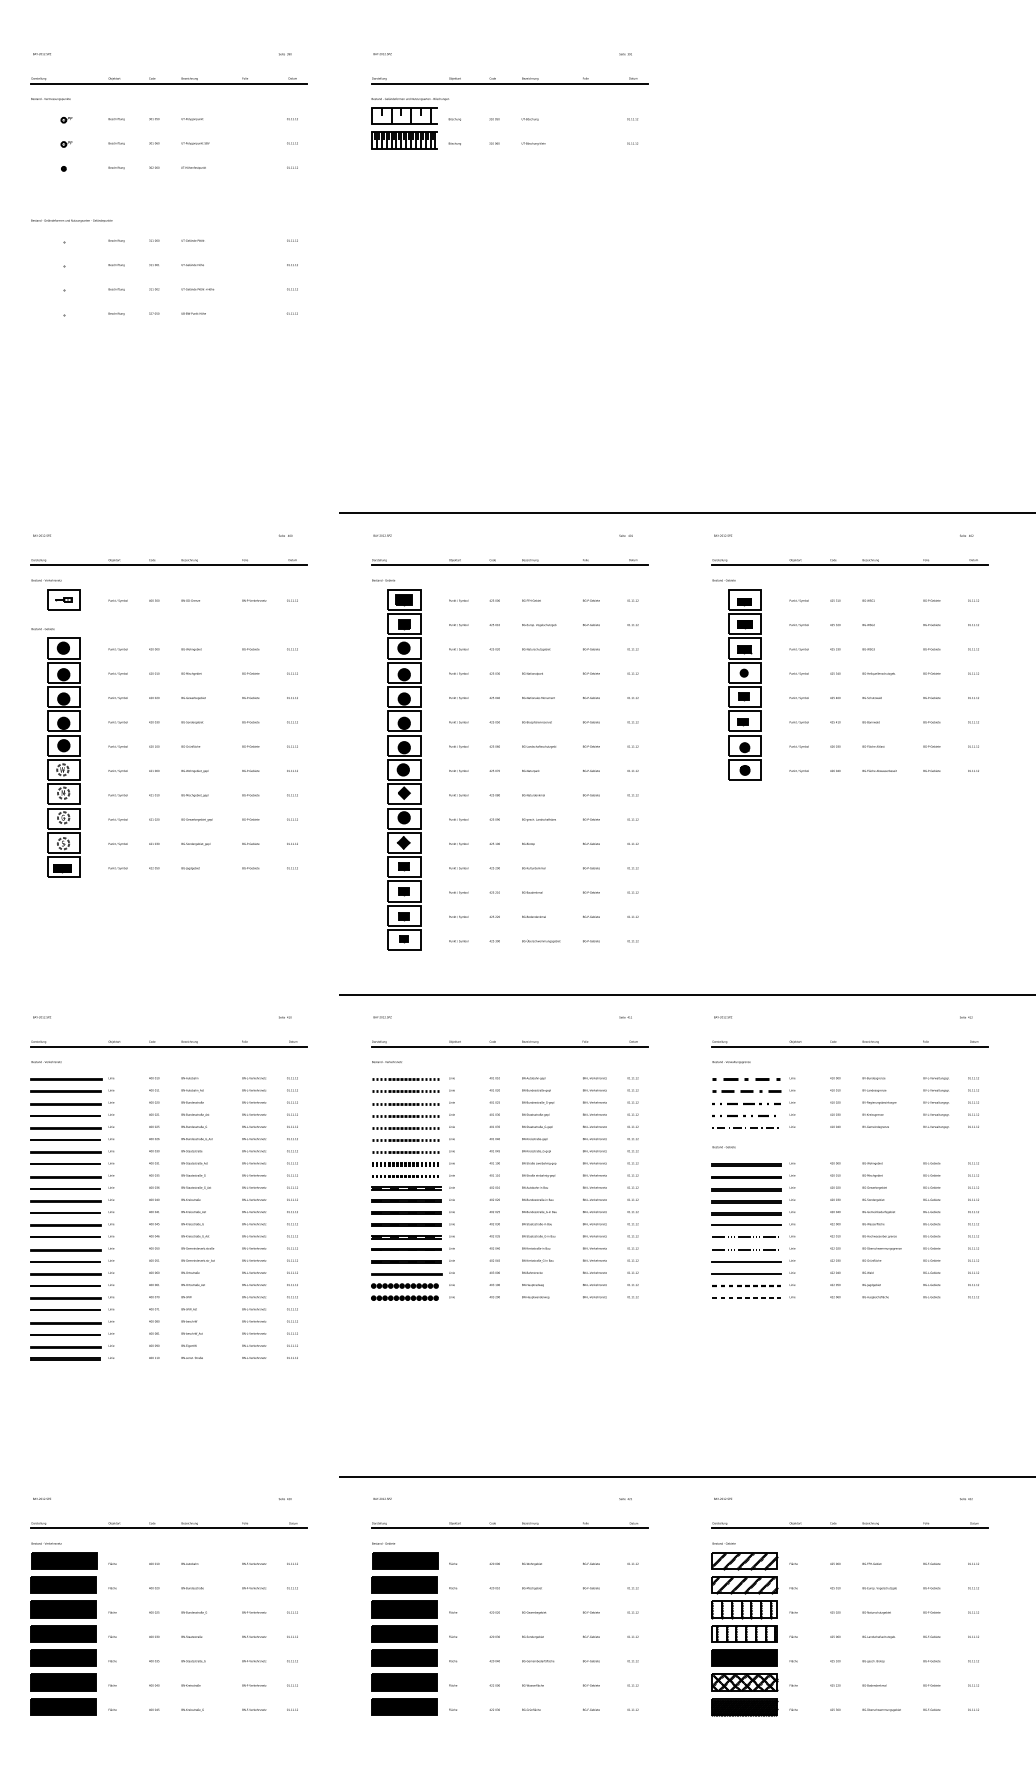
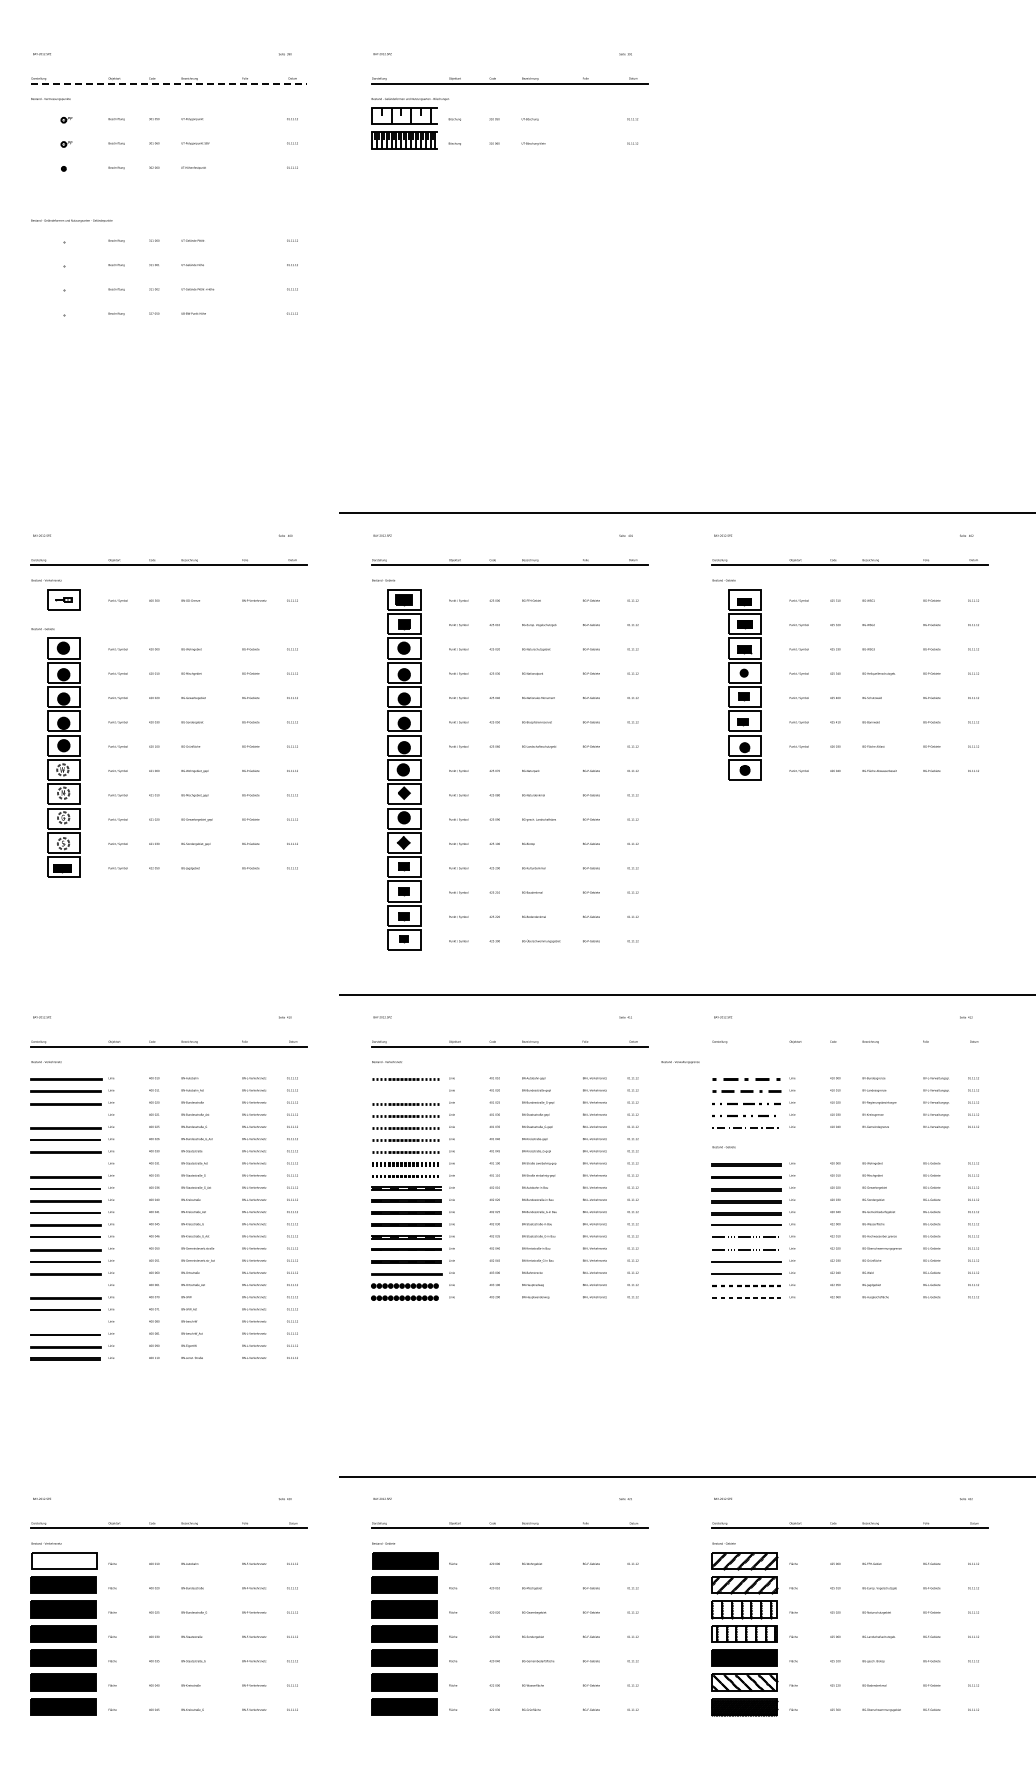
line: solid -> dashed (169, 83)
line: present -> none (850, 1046)
text position: (731, 1062) -> (680, 1062) (680, 1062)
line: present -> none (405, 1091)
line: present -> none (65, 1115)
line: present -> none (65, 1164)
line: present -> none (65, 1286)
line: present -> none (65, 1322)
fill: present -> none (64, 1561)
hatch: present -> none (744, 1682)
